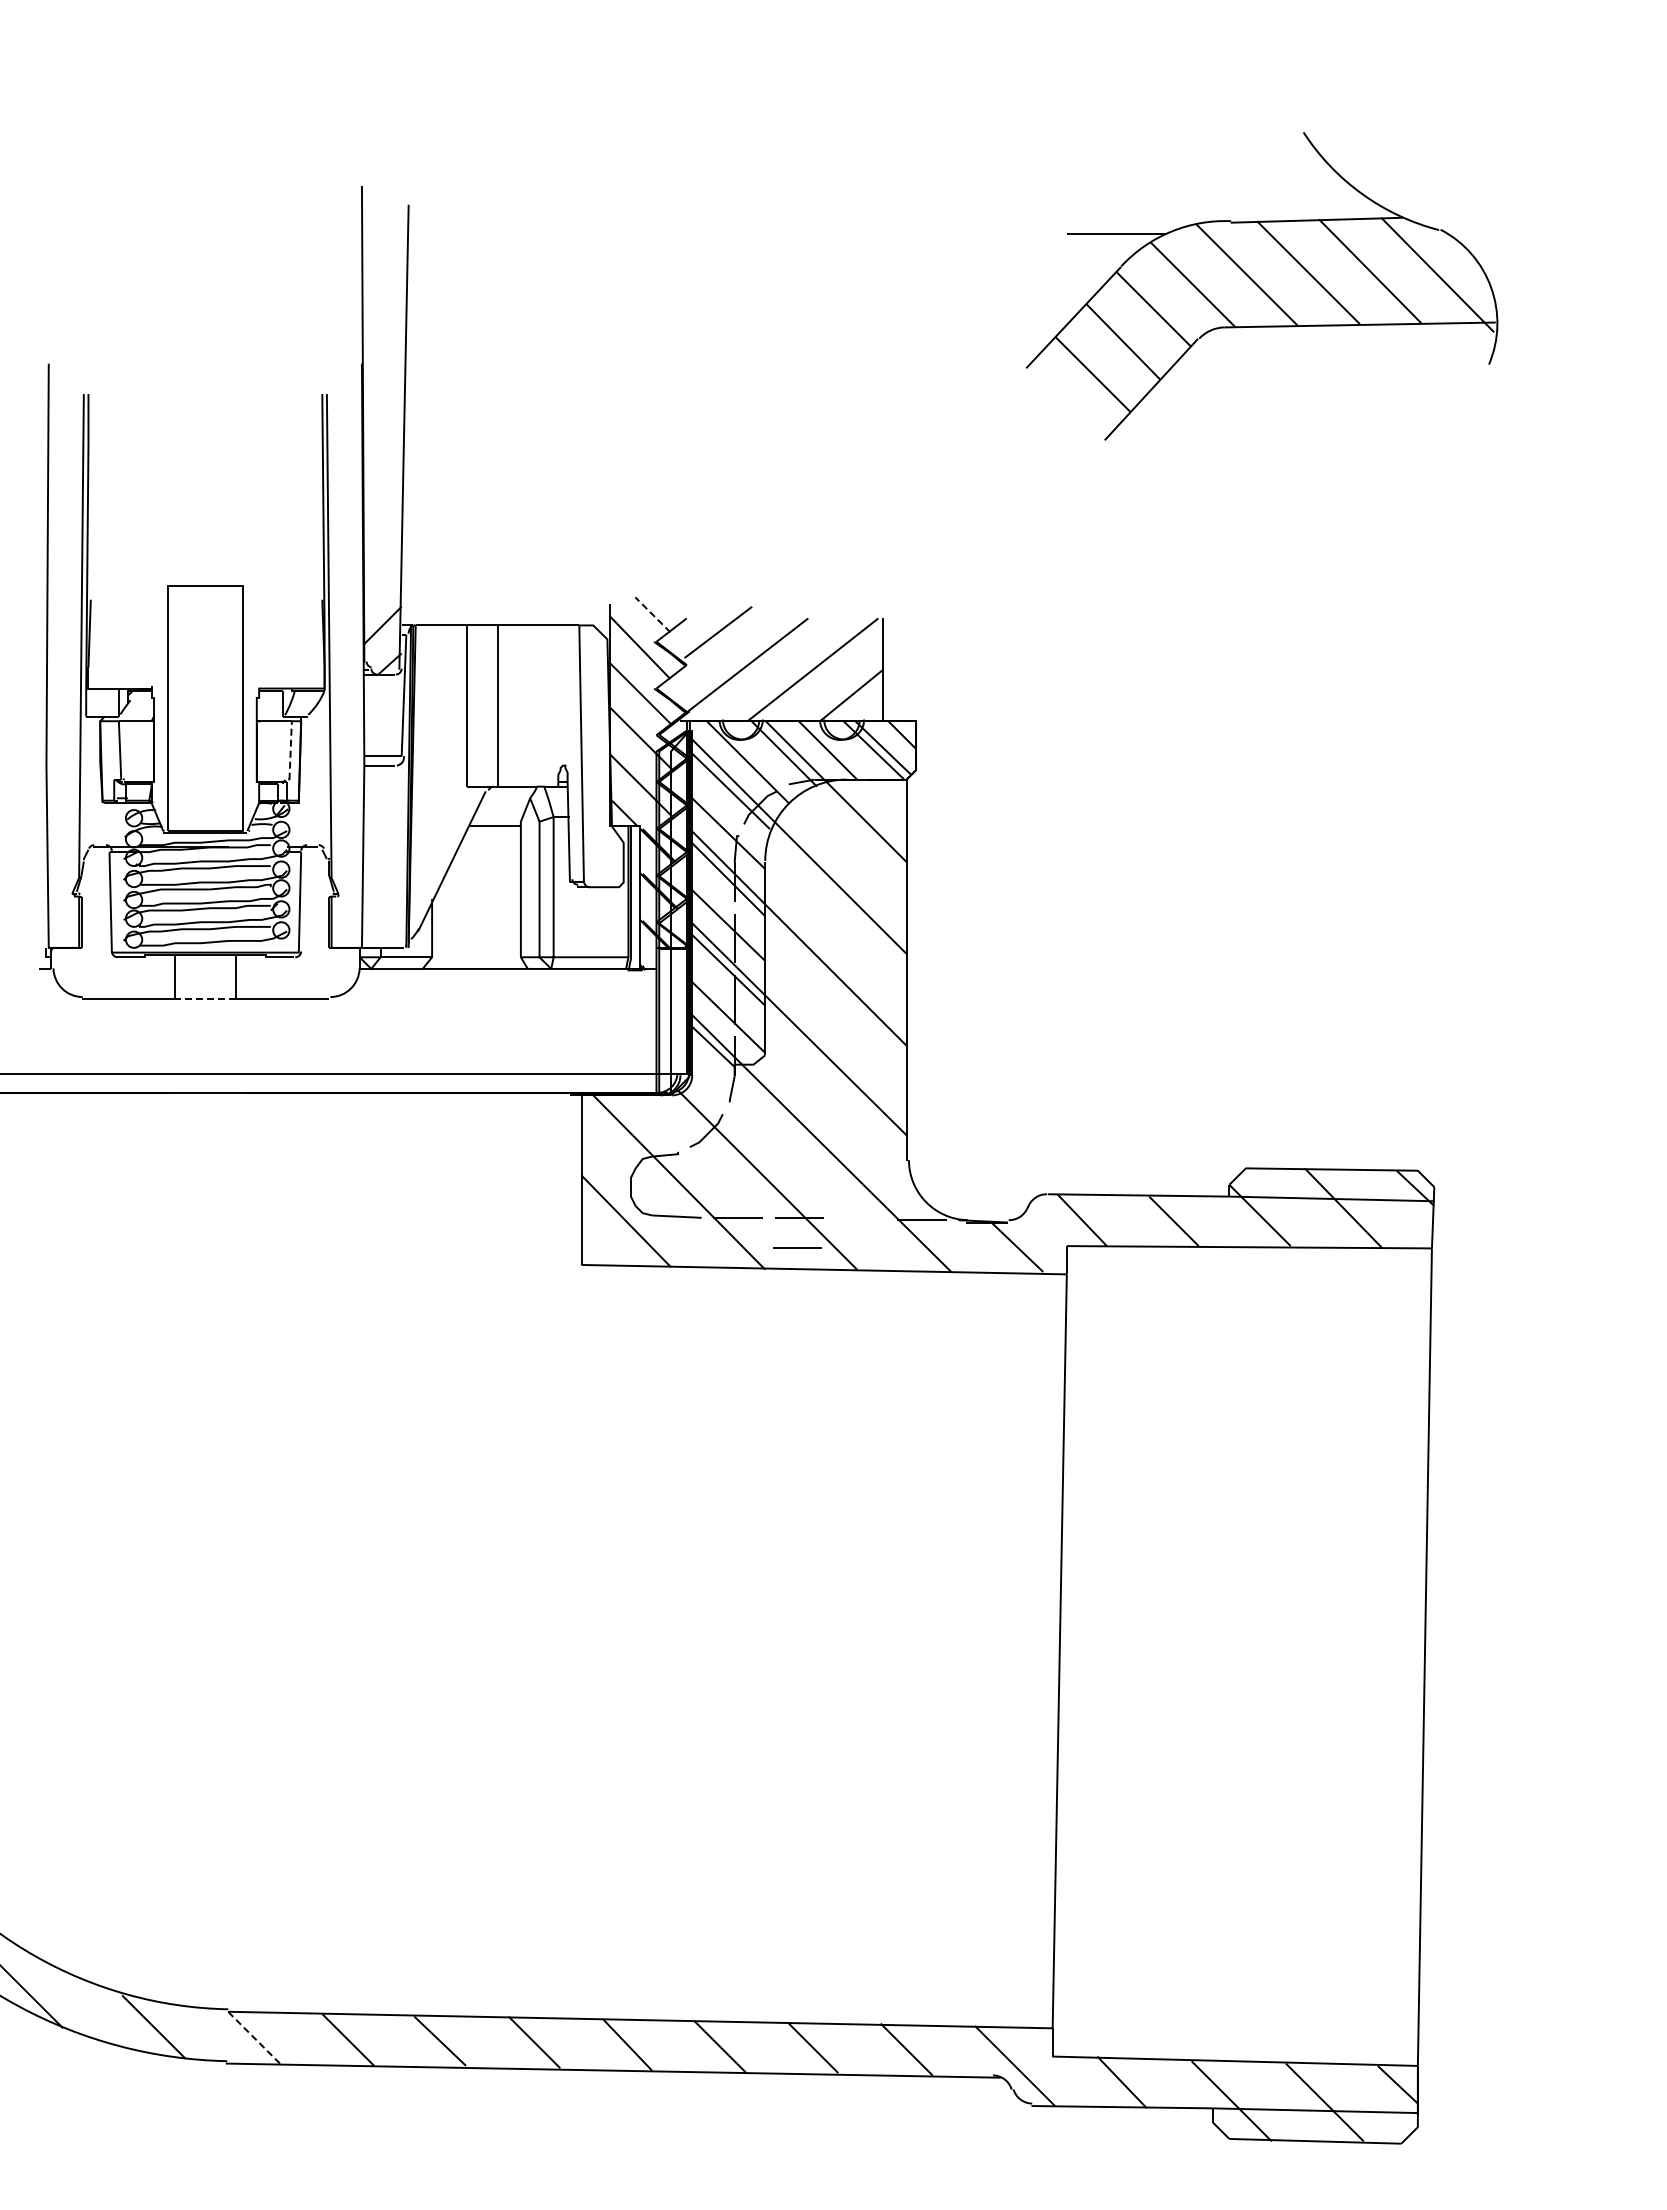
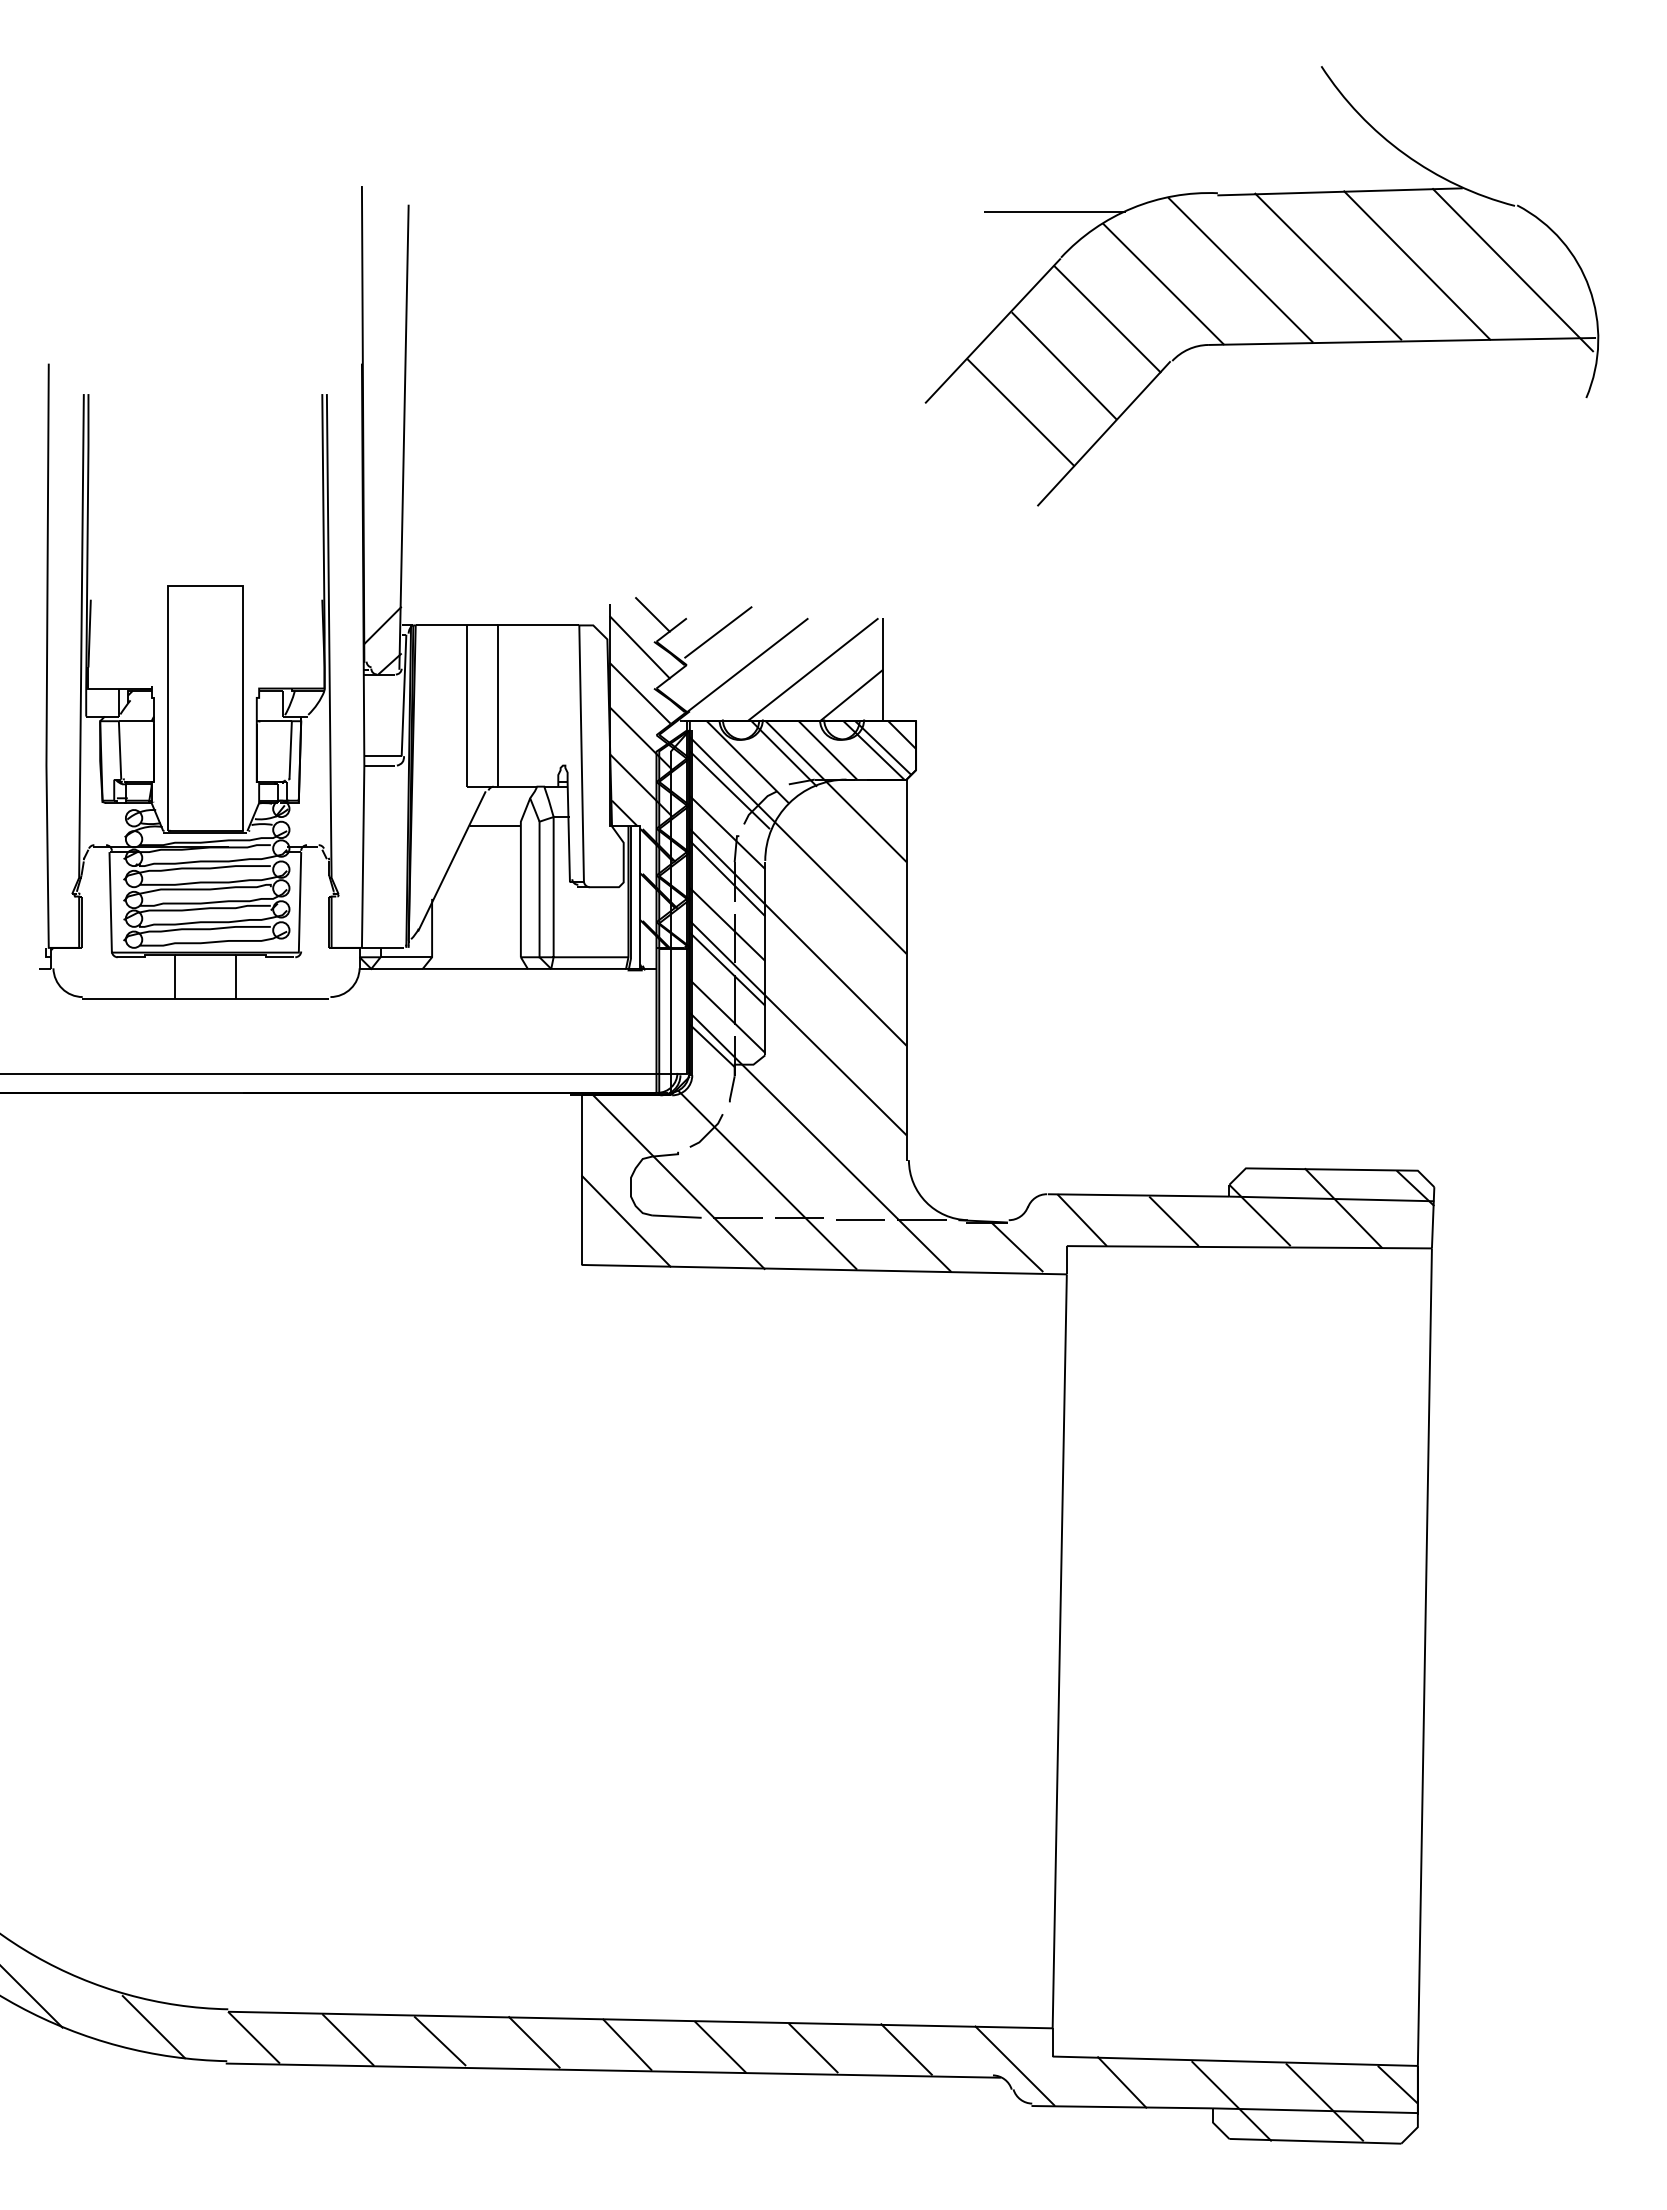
part size: 474x309 px -> 676x441 px (1261, 286)
line: dashed -> solid (652, 614)
line: dashed -> solid (290, 749)
line: dashed -> solid (204, 999)
line position: (797, 1247) -> (860, 1219) (860, 1219)
line: dashed -> solid (254, 2037)
